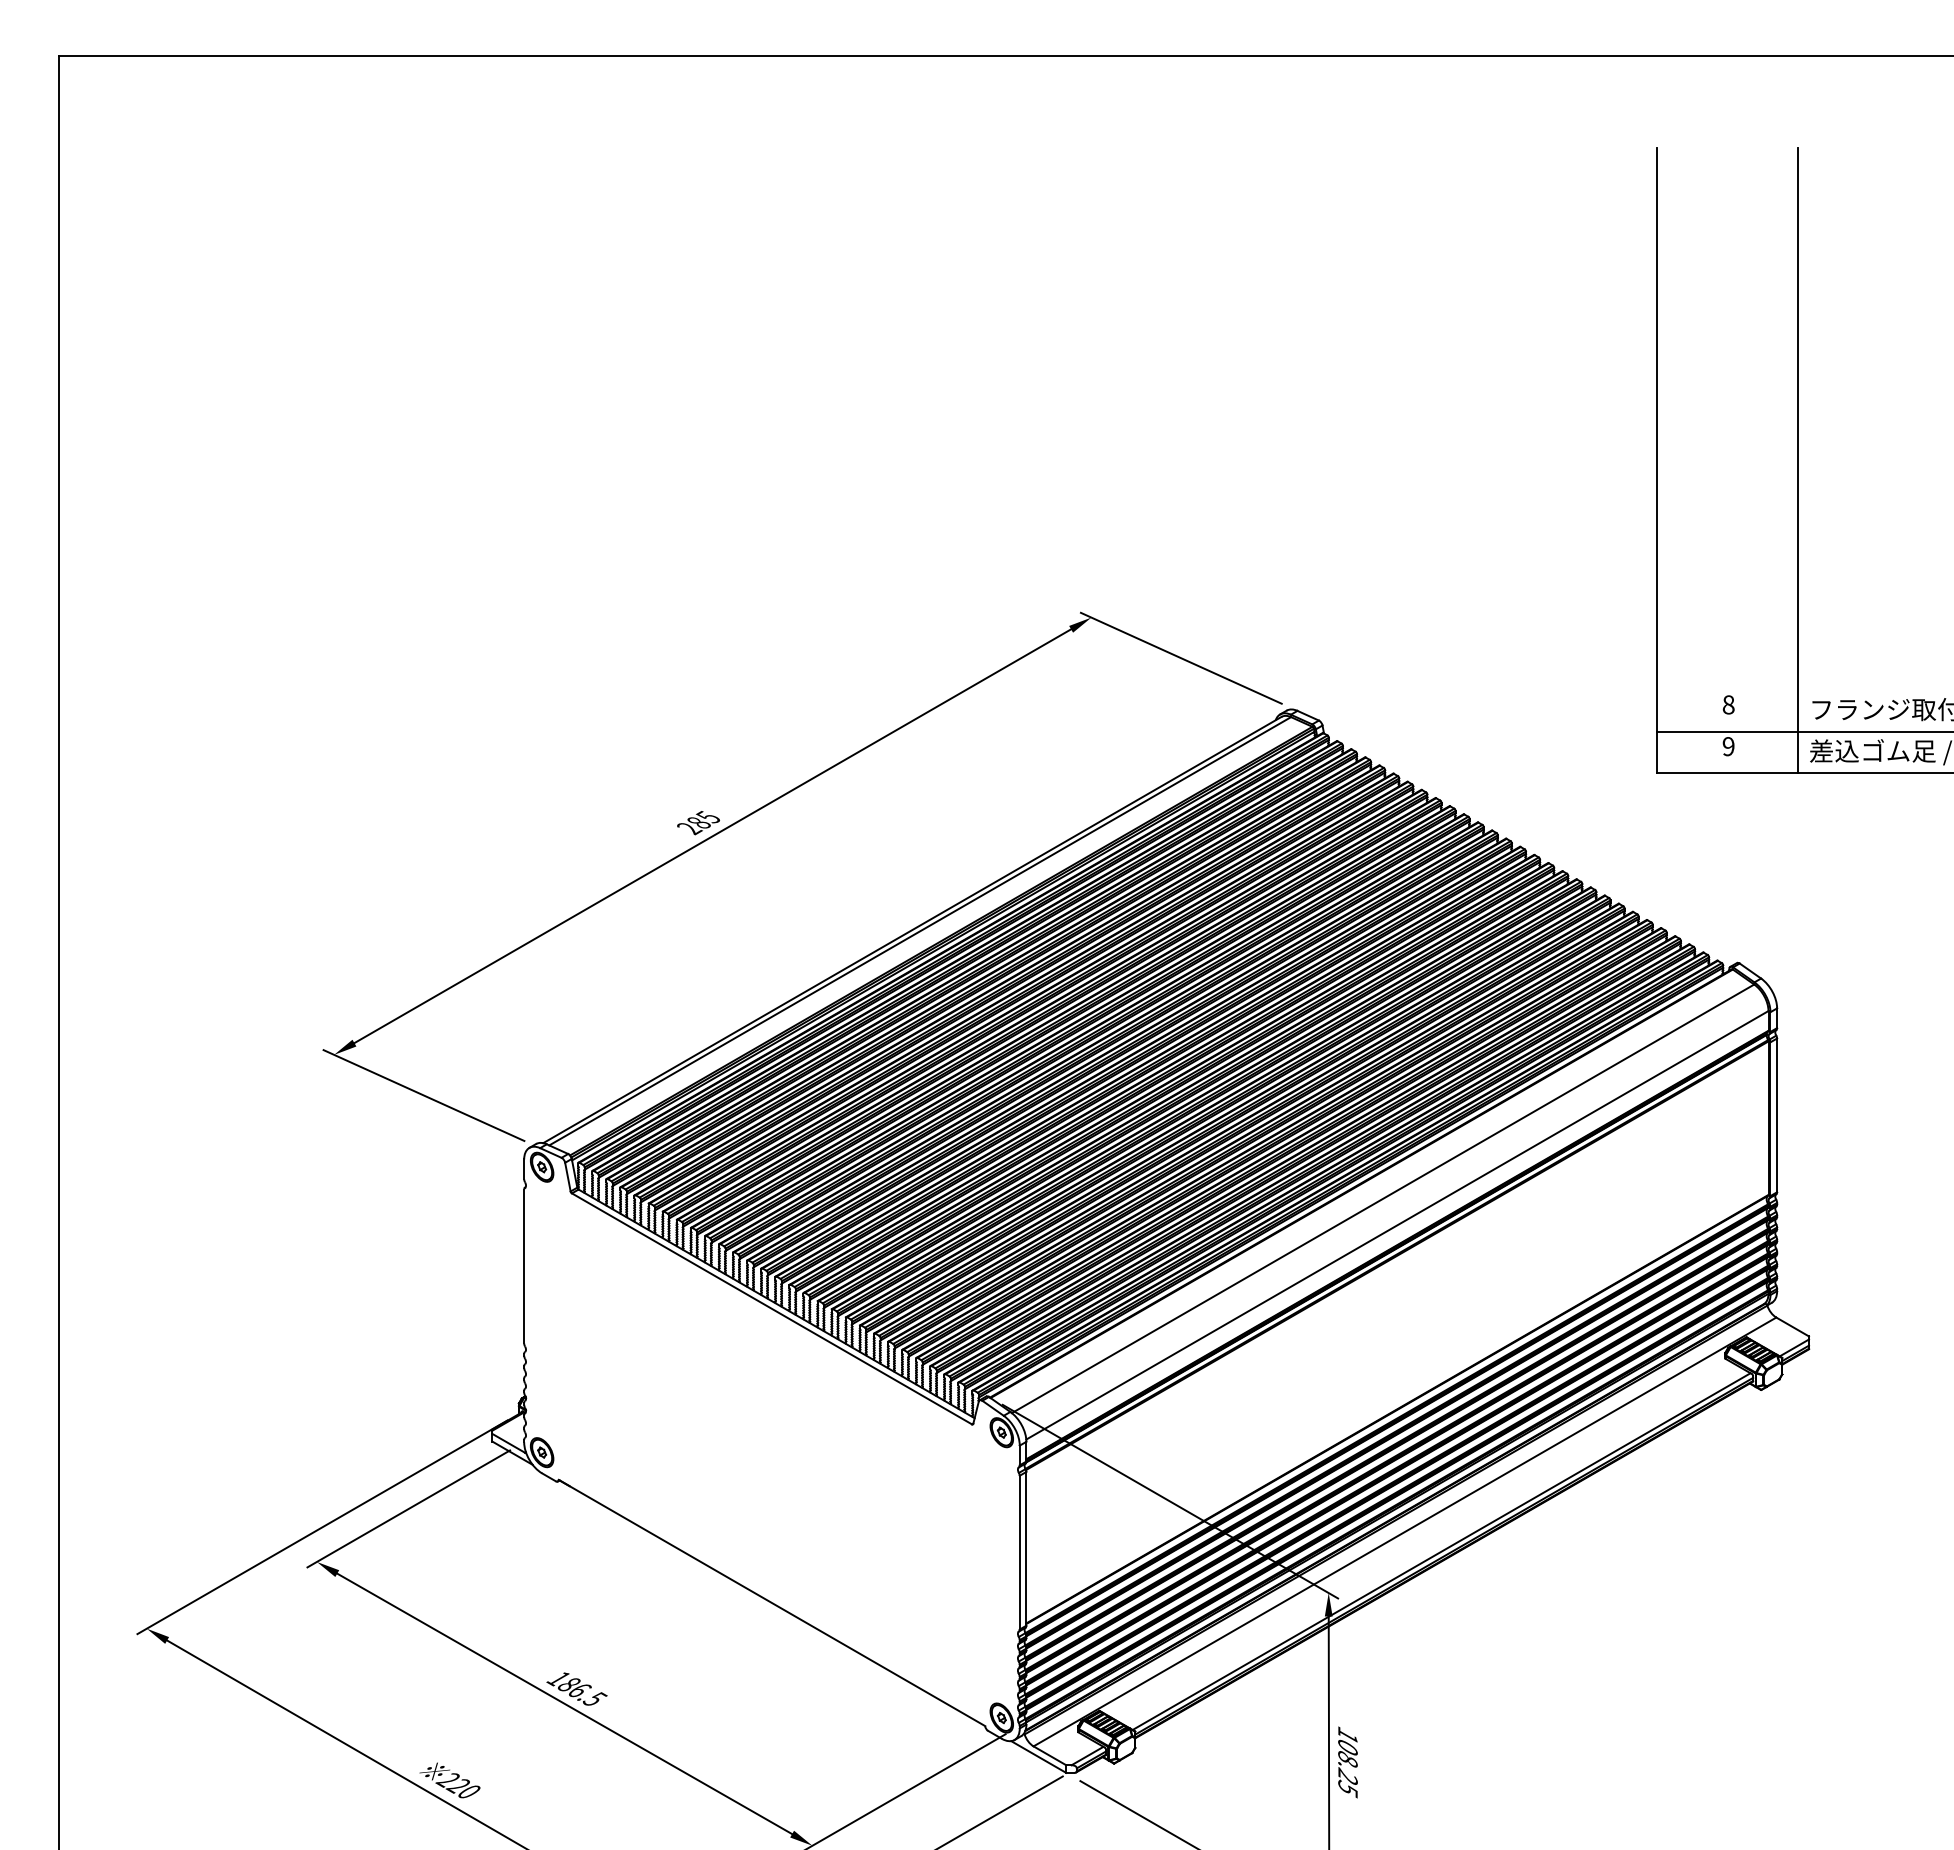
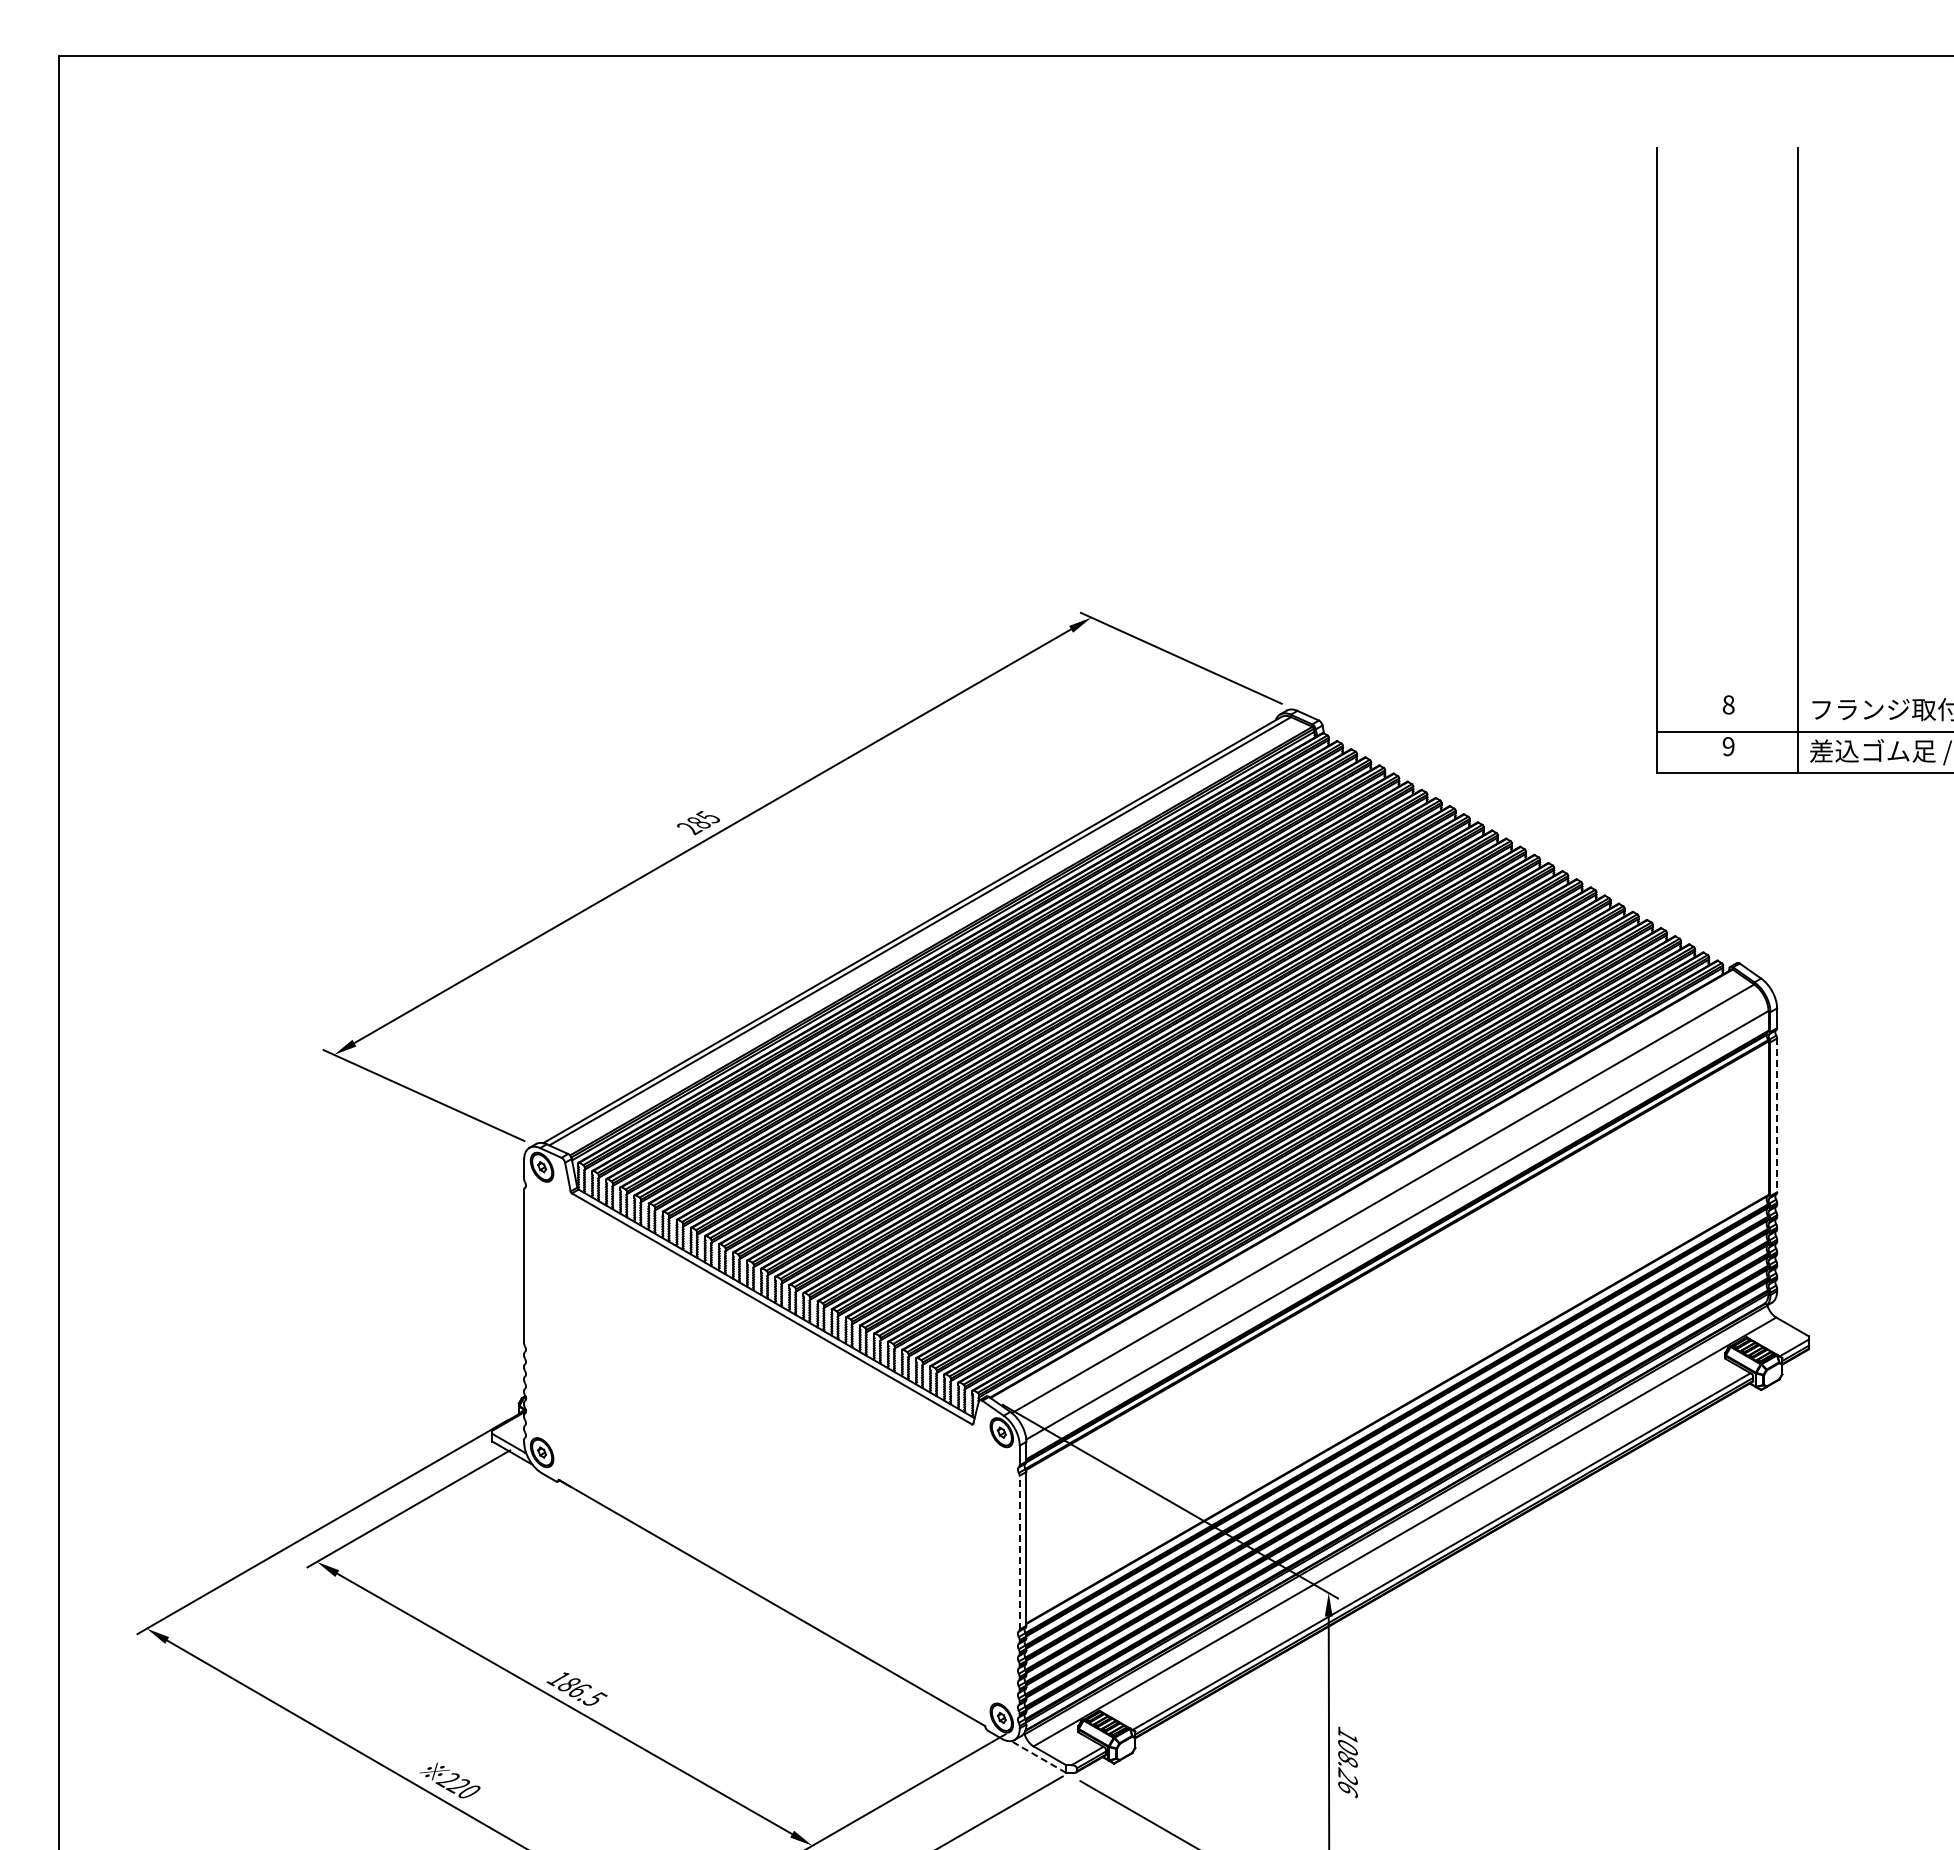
line: solid -> dashed (1777, 1115)
line: solid -> dashed (1019, 1552)
line: solid -> dashed (1038, 1757)
text: 108.25 -> 108.26 (1347, 1788)
